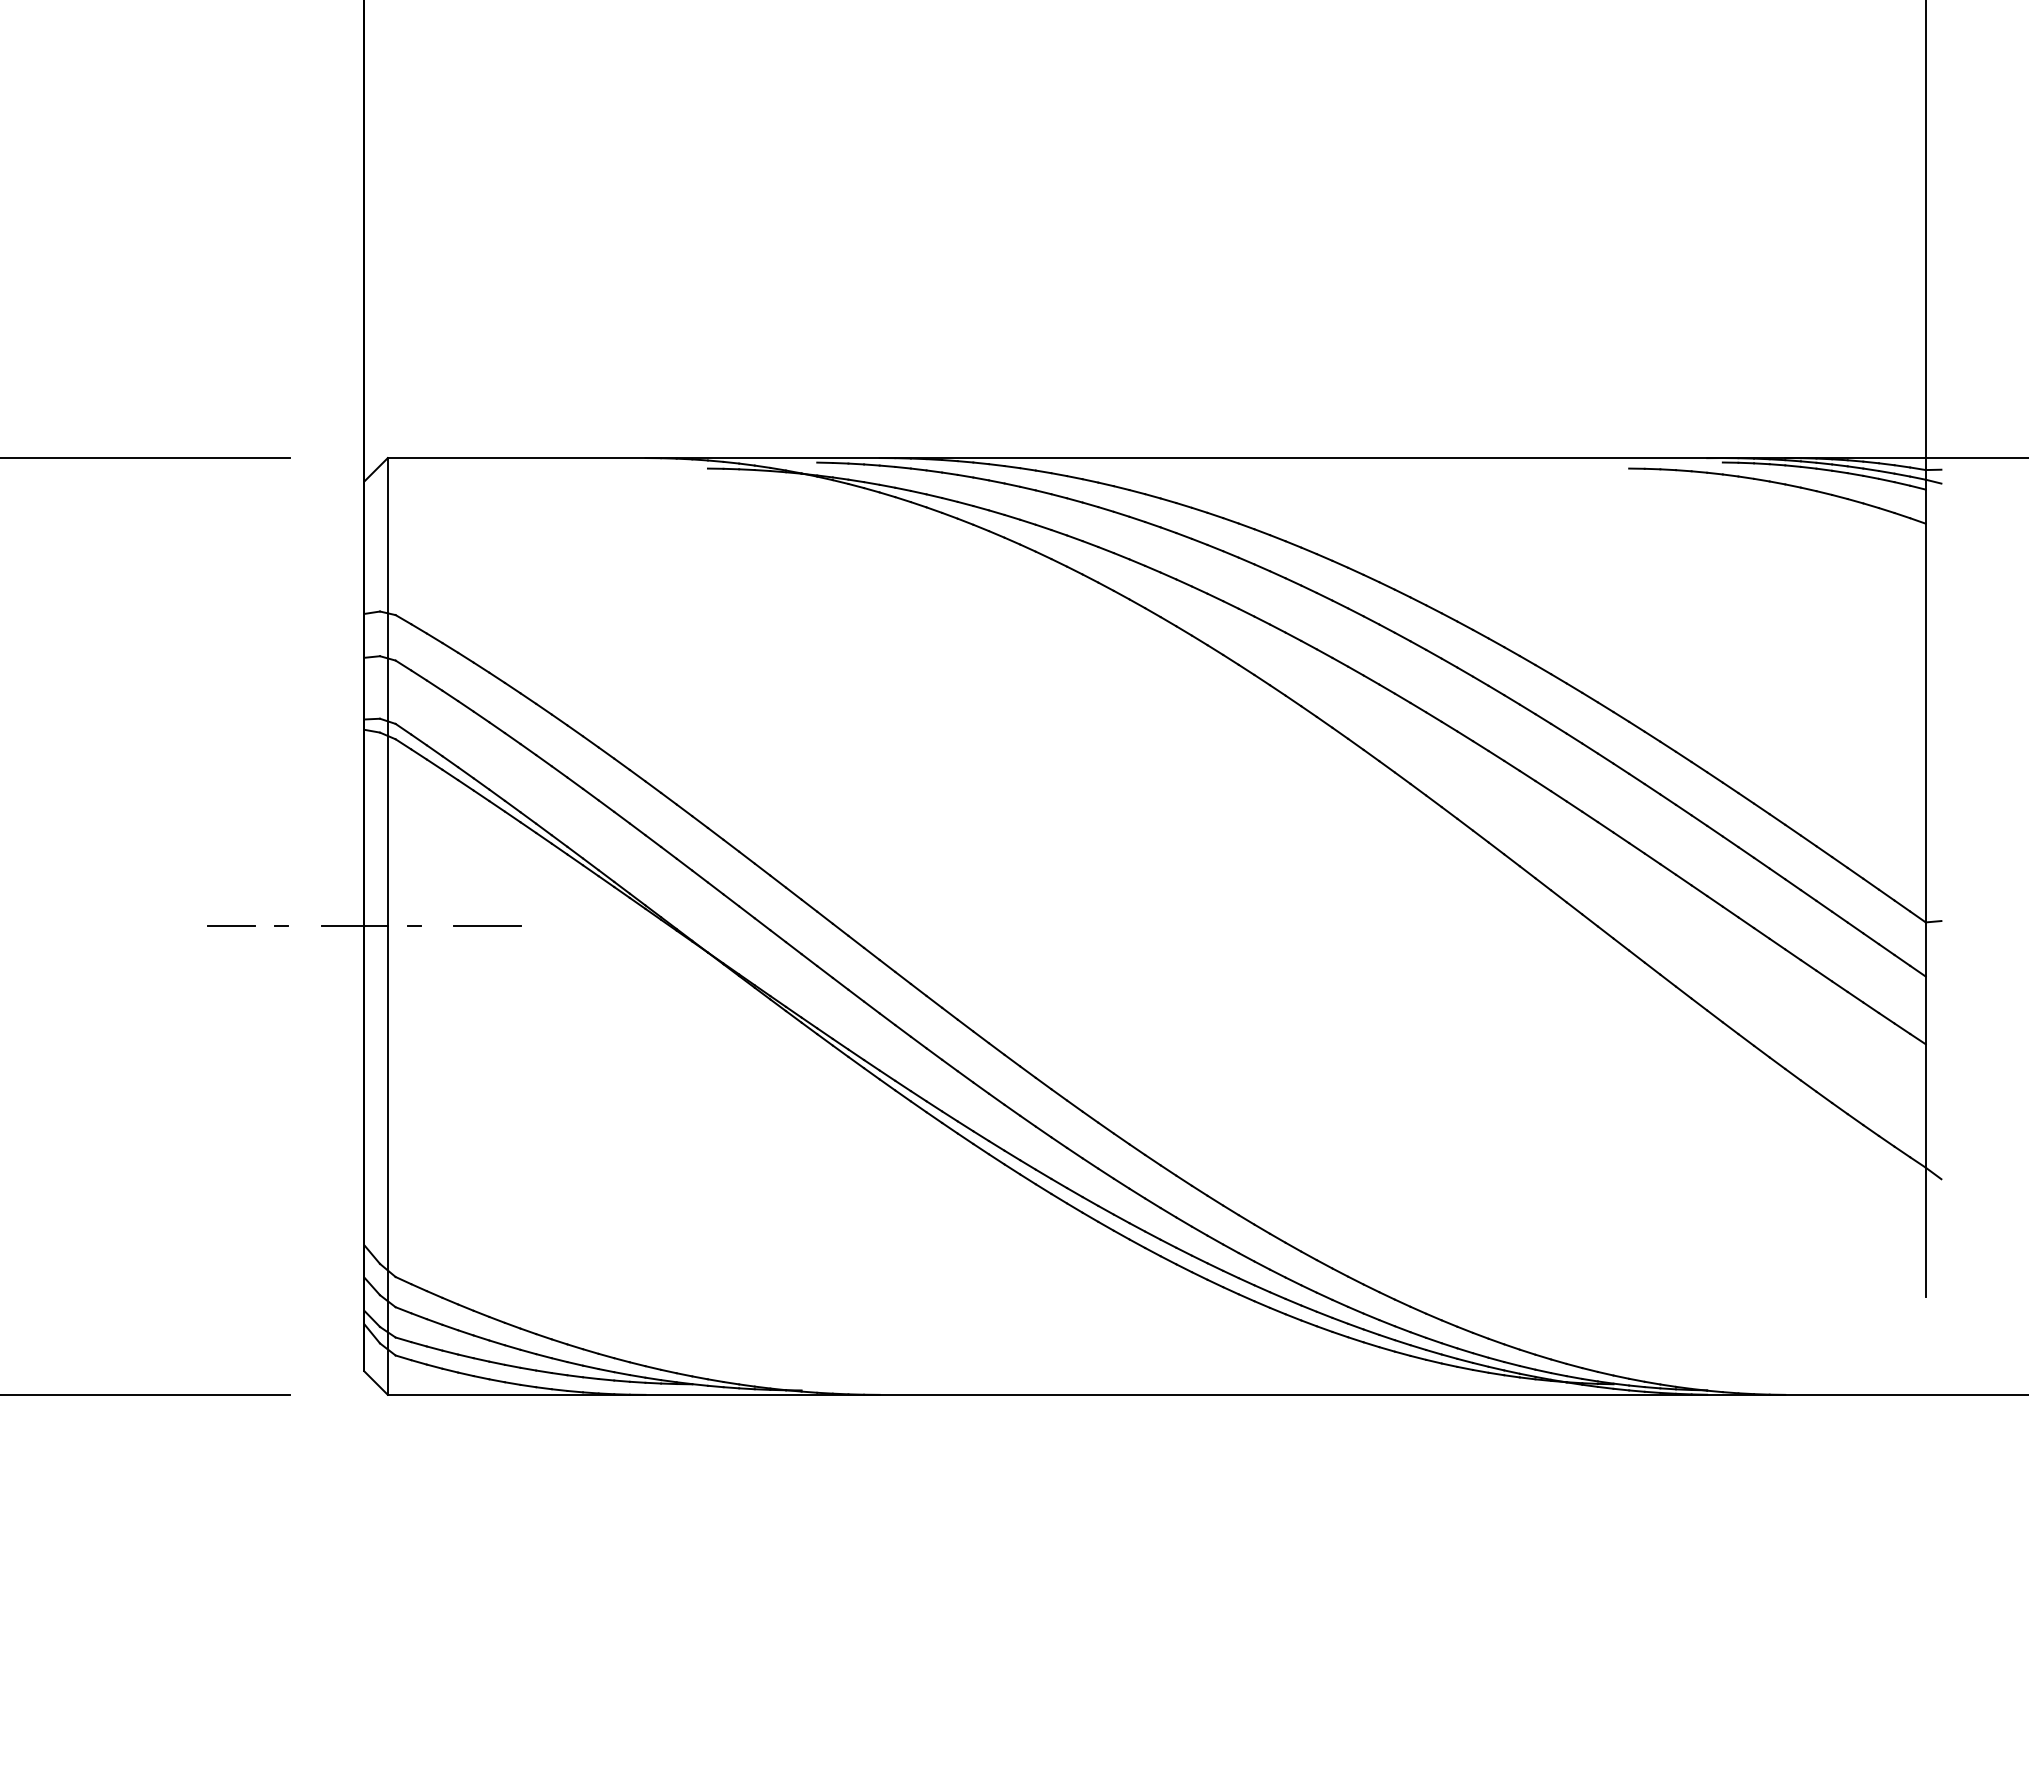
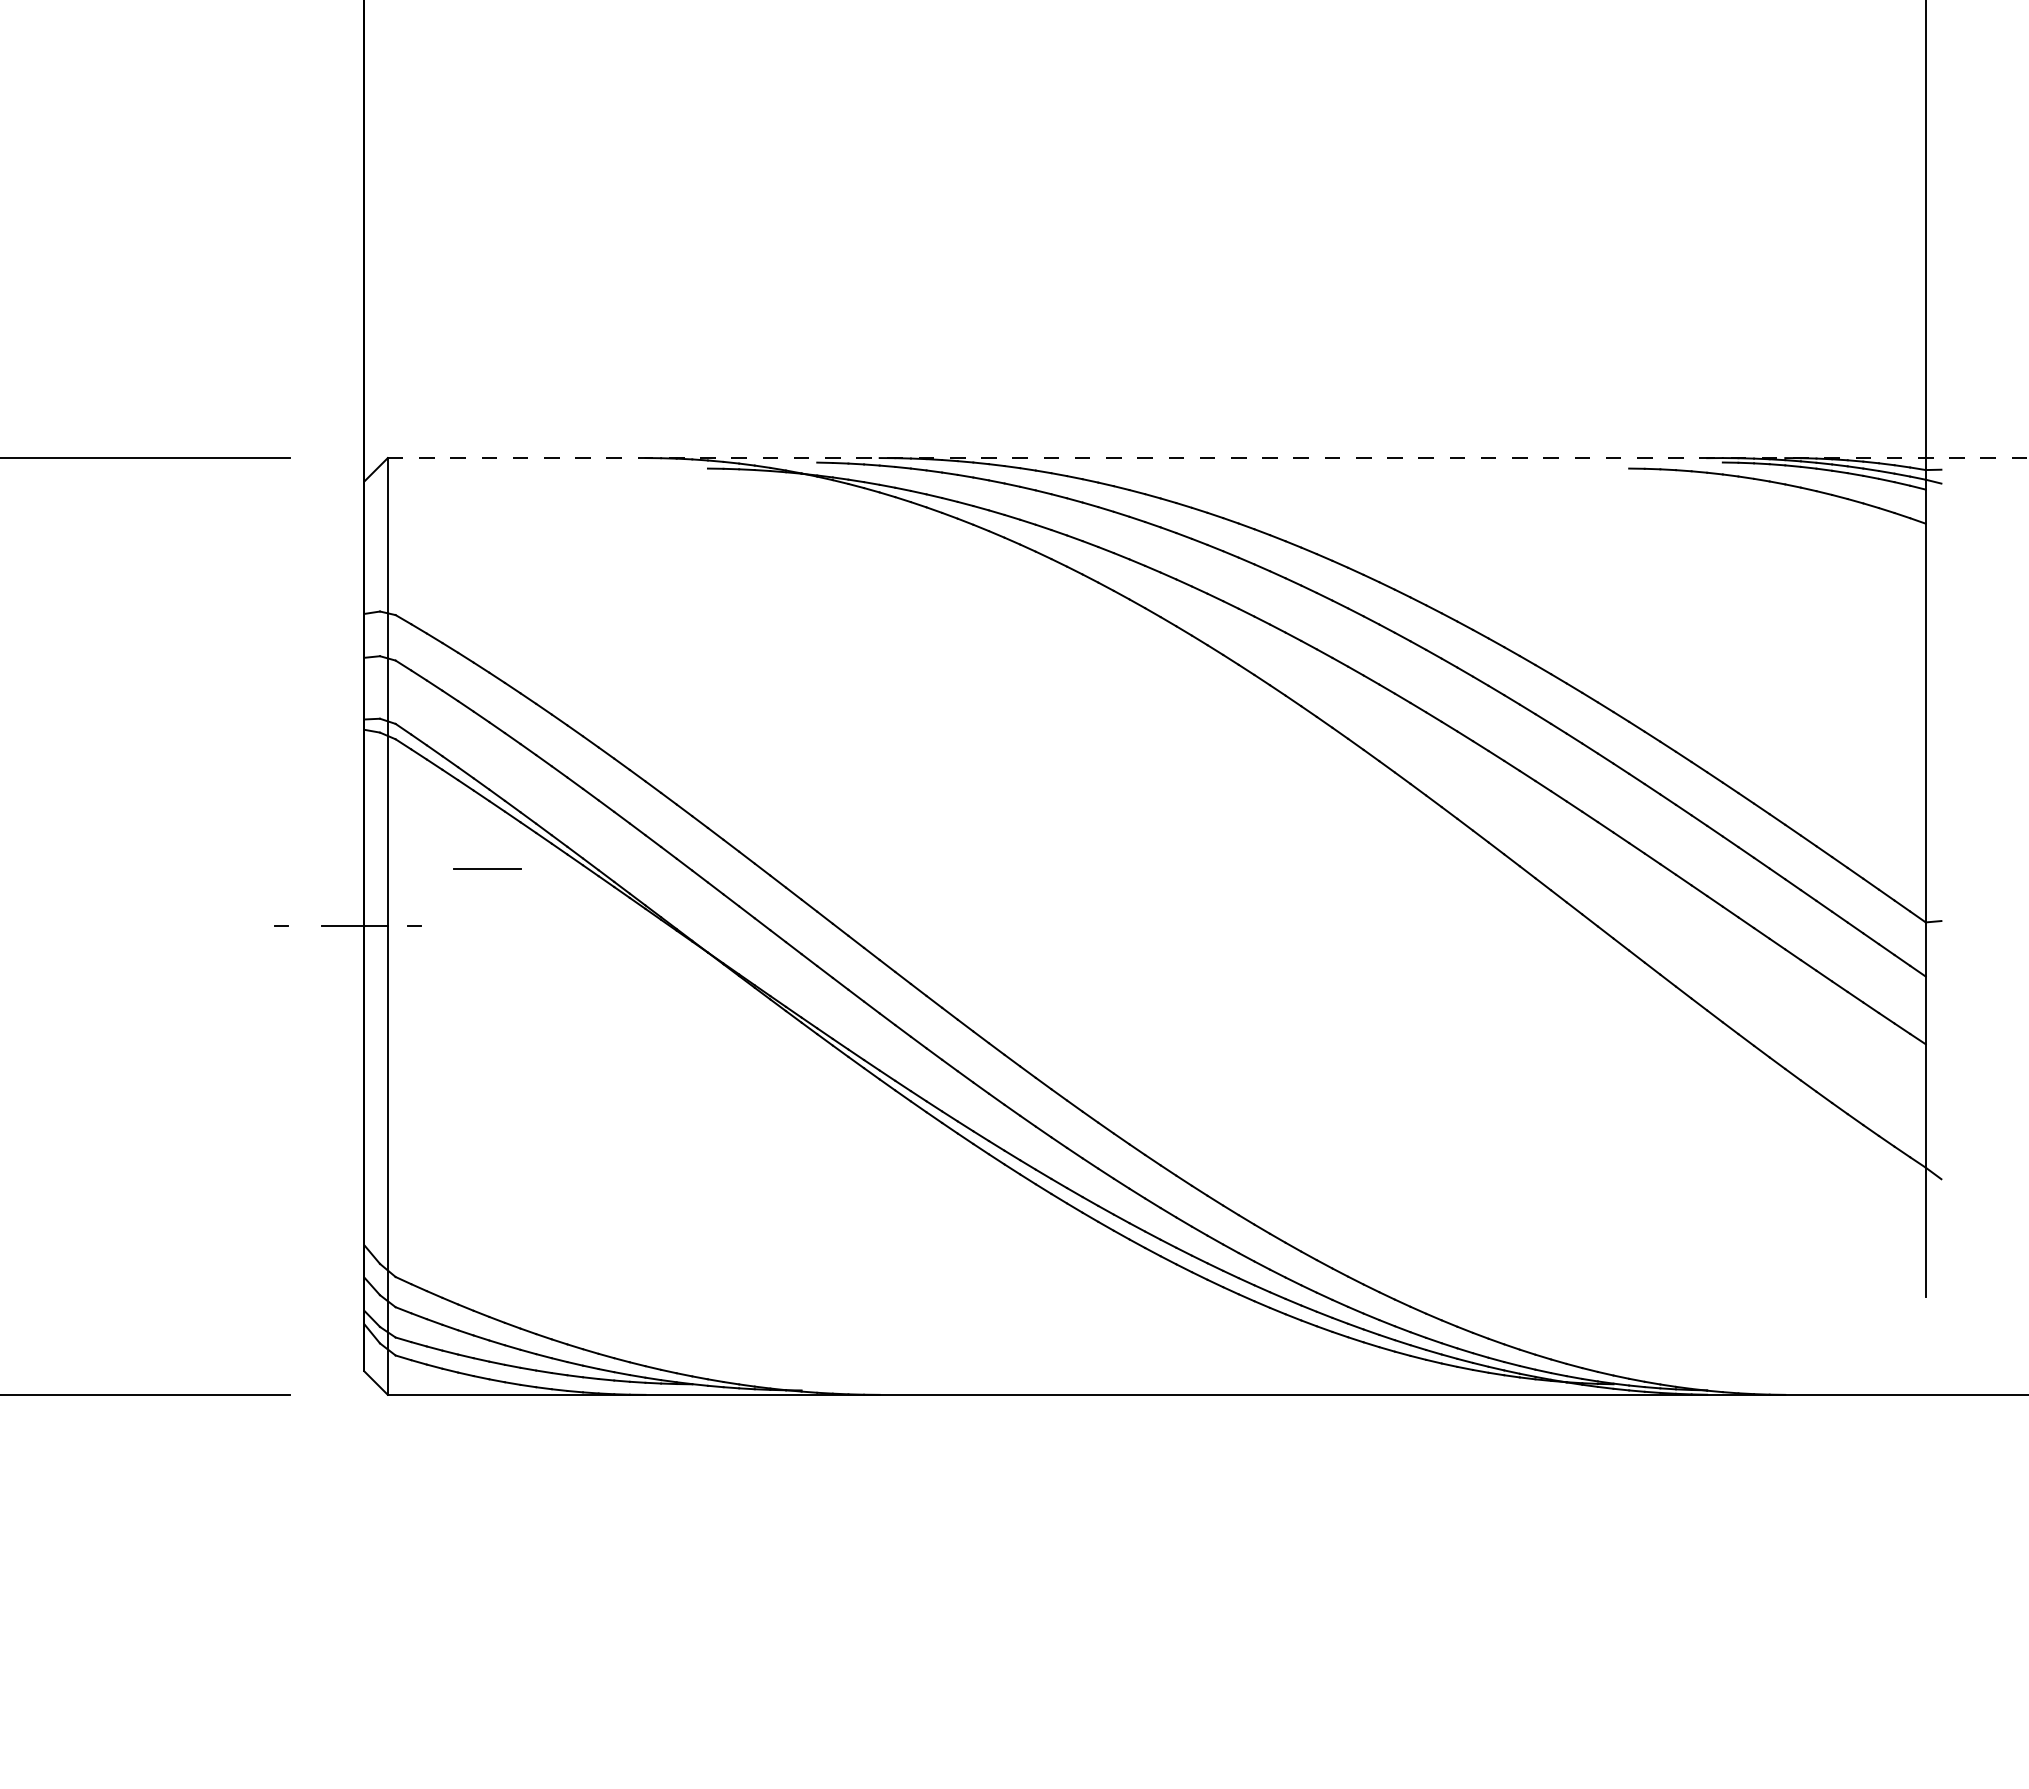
line: solid -> dashed (1208, 458)
line: present -> none (231, 925)
line position: (487, 925) -> (487, 868) (487, 868)
